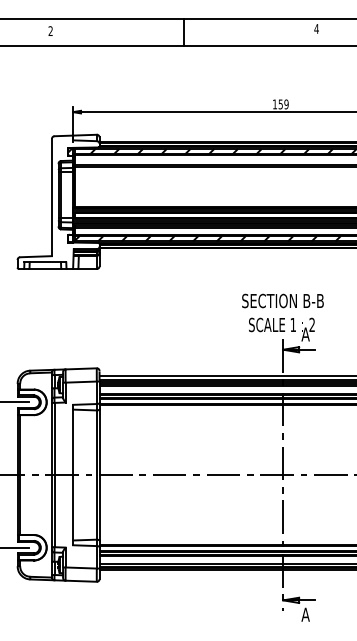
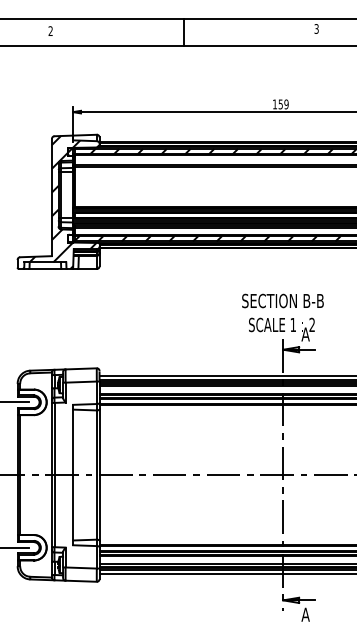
text: 4 -> 3 (316, 28)
hatch: none -> present (61, 202)
line: none -> present (226, 574)
